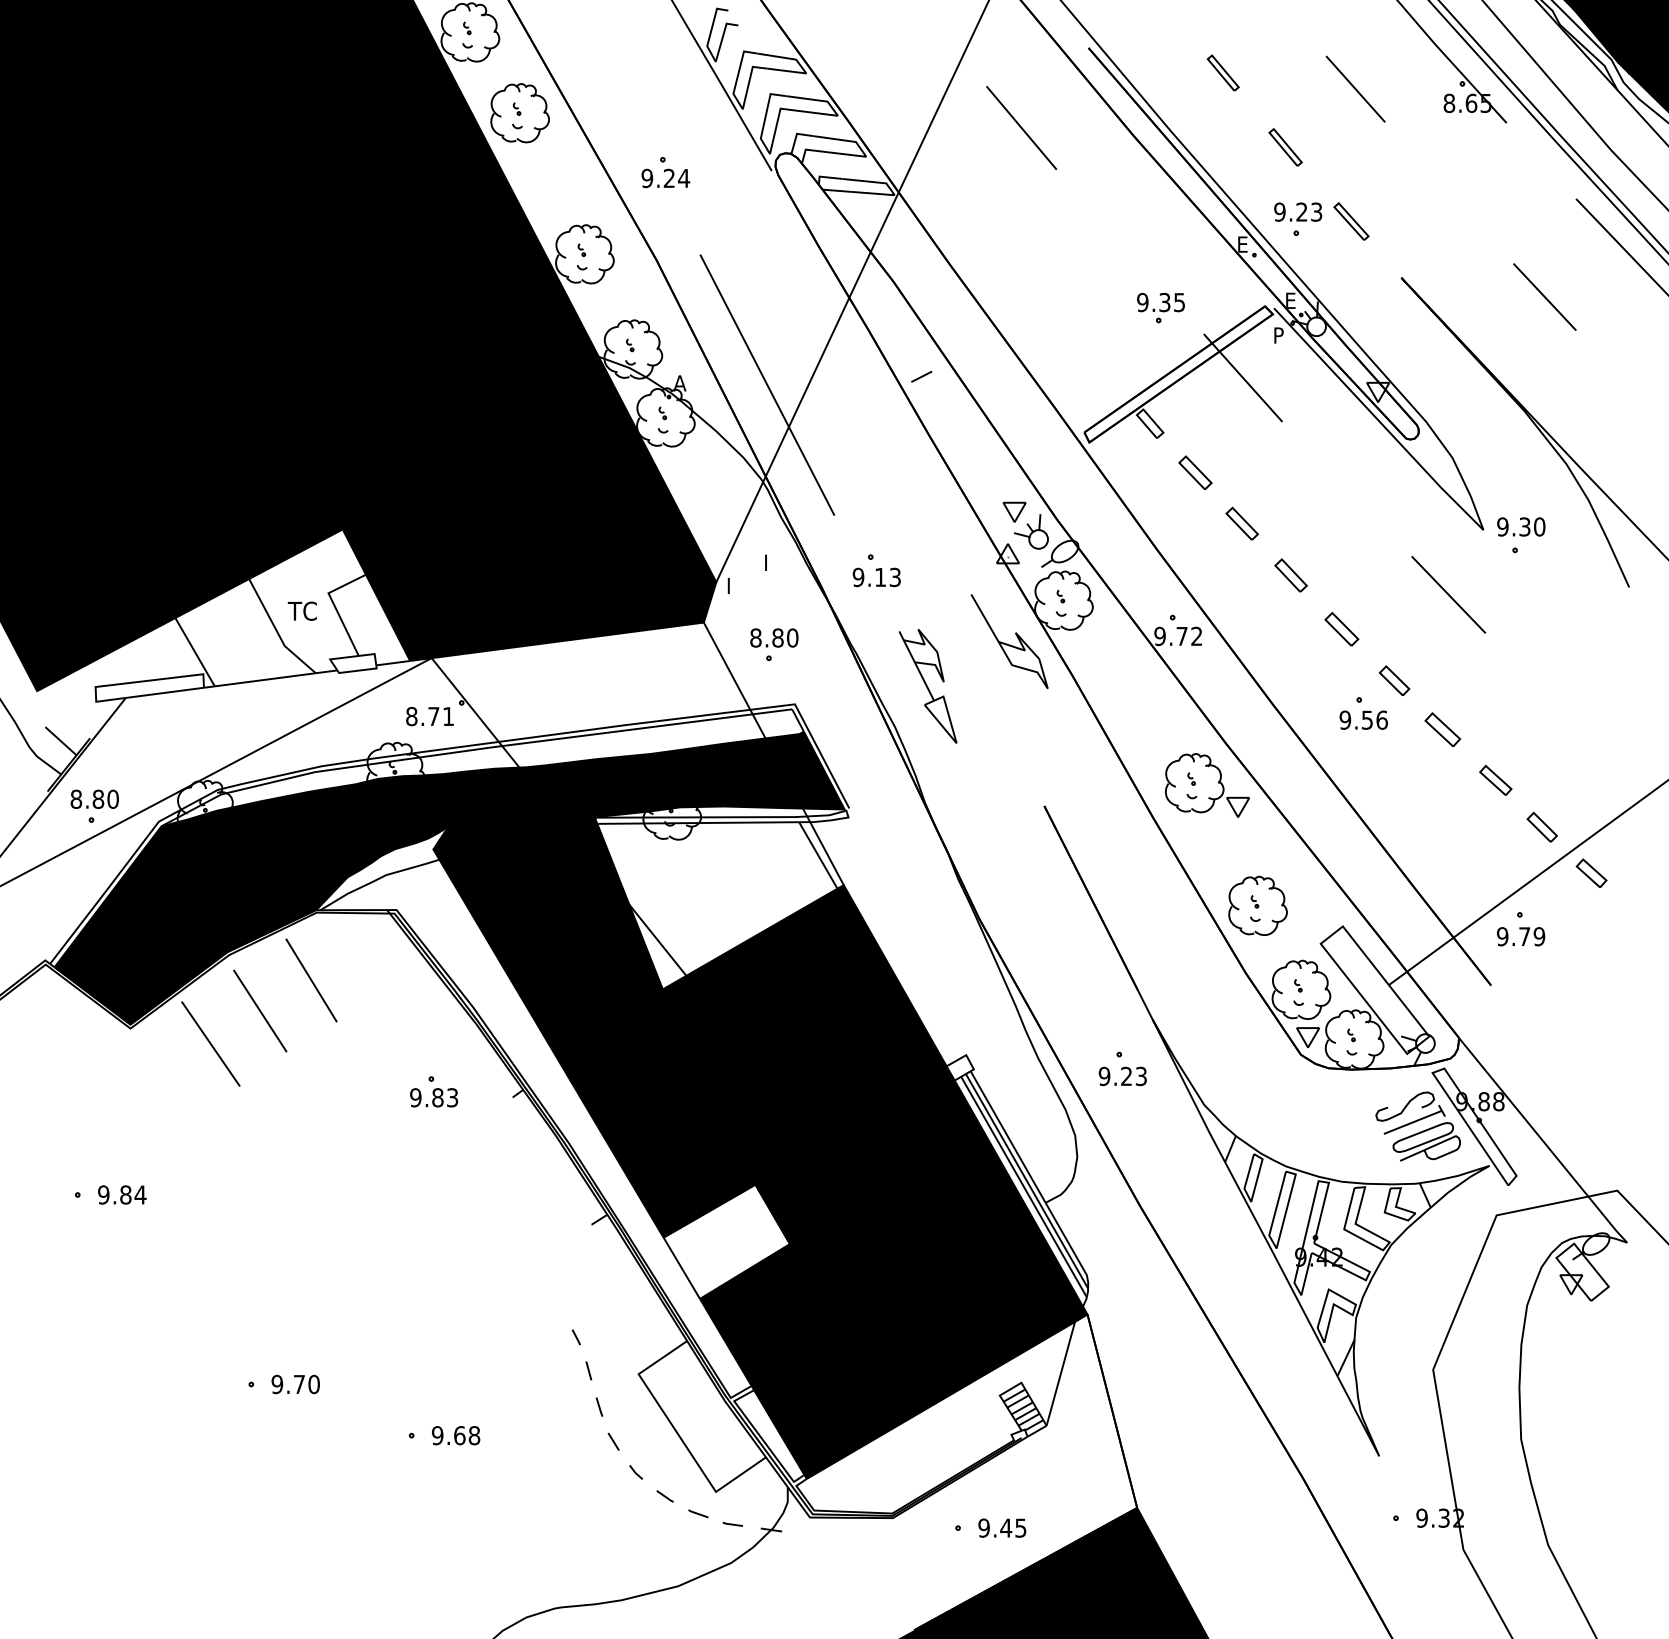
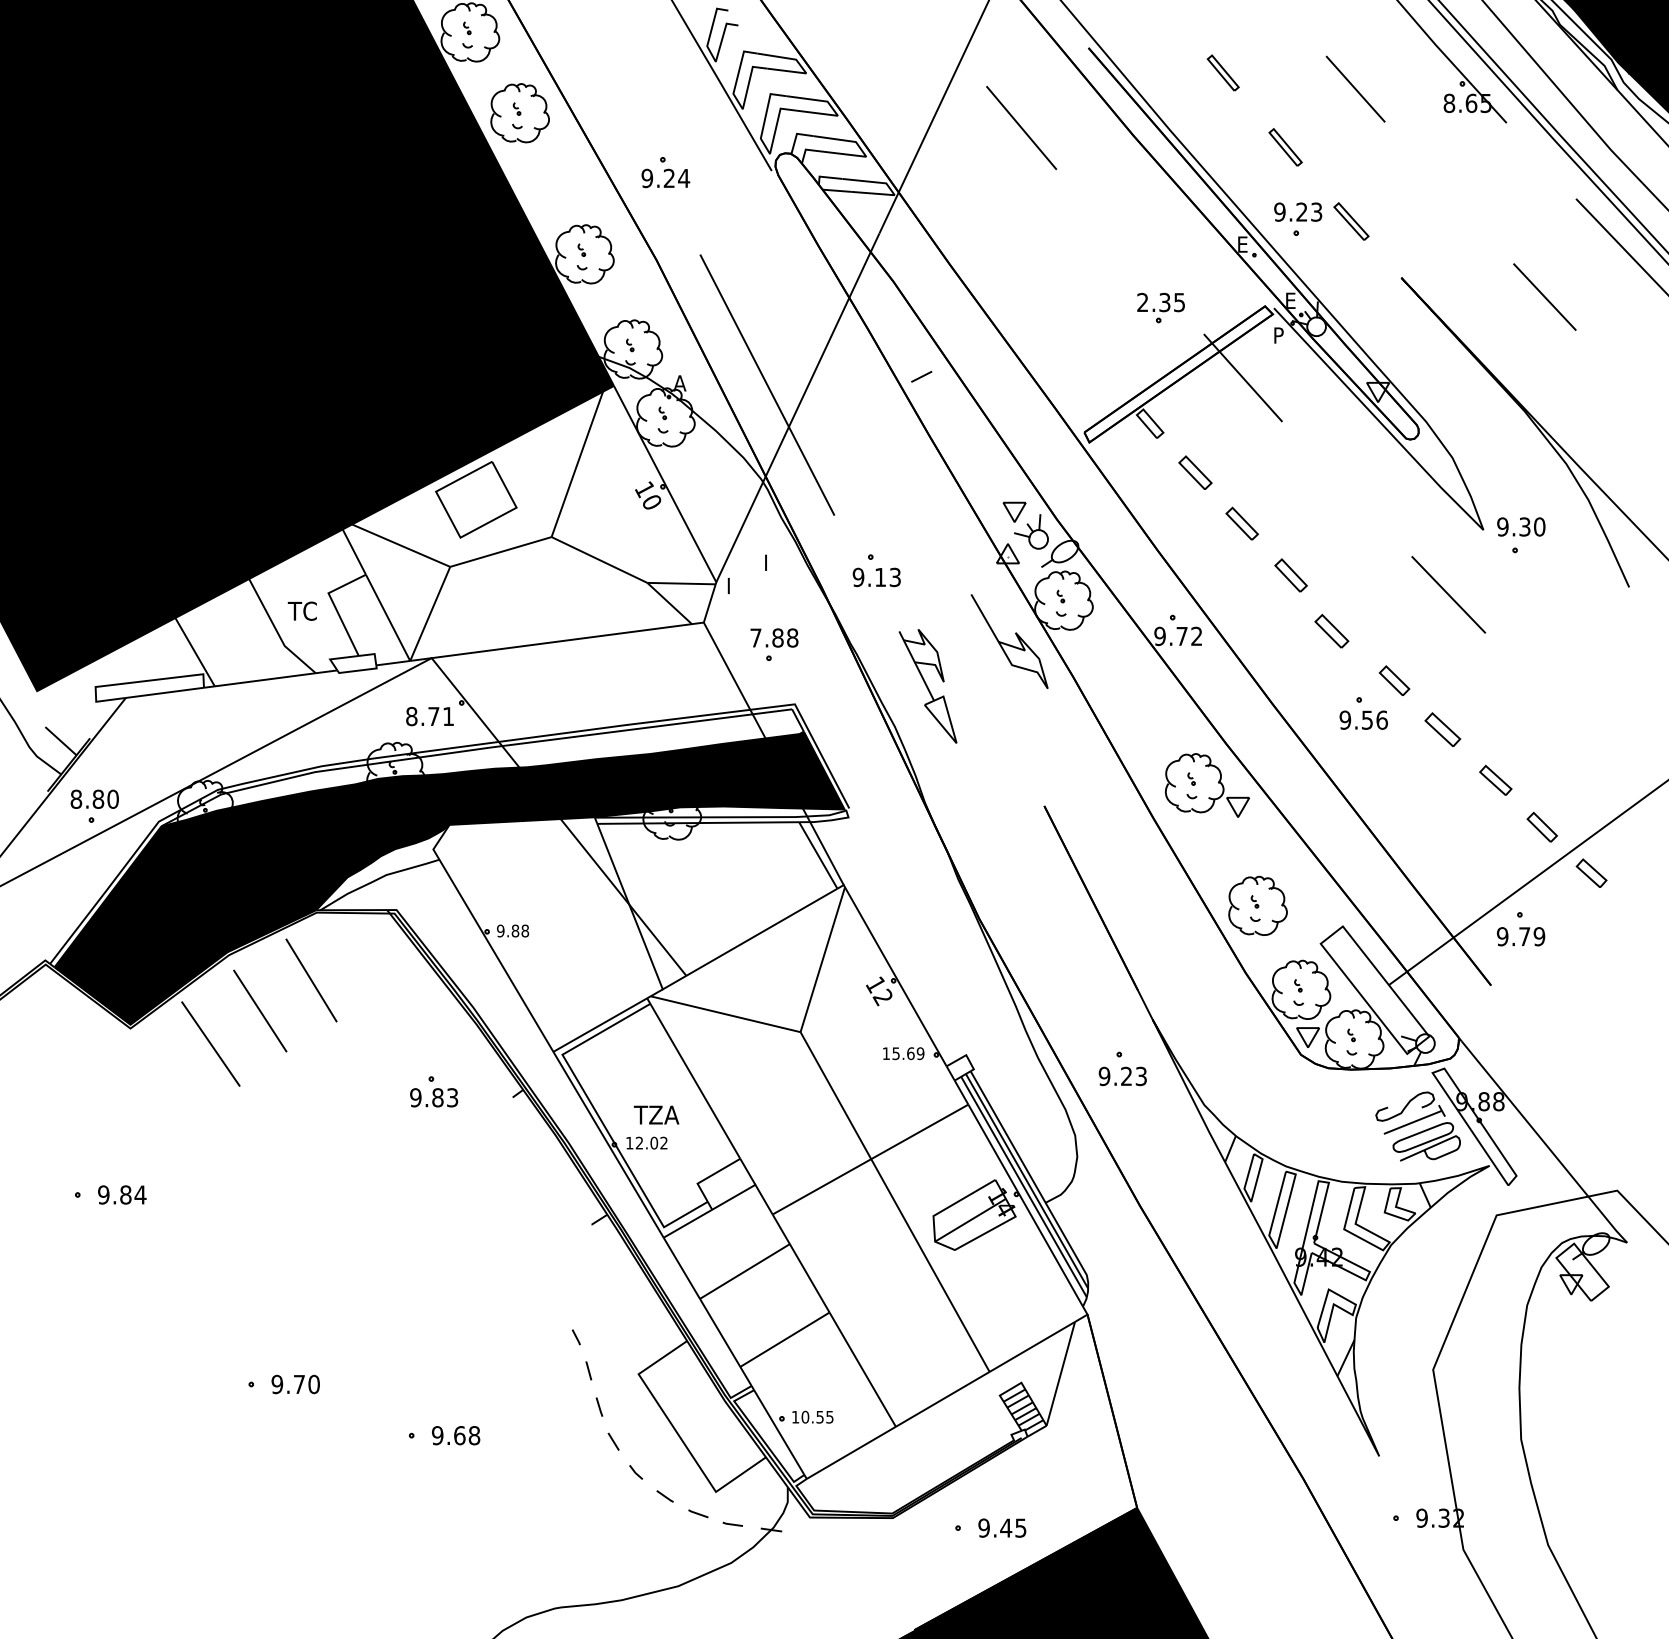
text: 9.35 -> 2.35 (1142, 302)
fill: present -> none (529, 522)
part position: (1341, 628) -> (1331, 630) (1331, 630)
text: 8.80 -> 7.88 (774, 637)
fill: present -> none (760, 1147)
